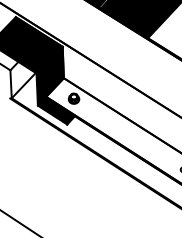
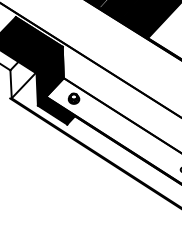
line: present -> none (19, 222)
